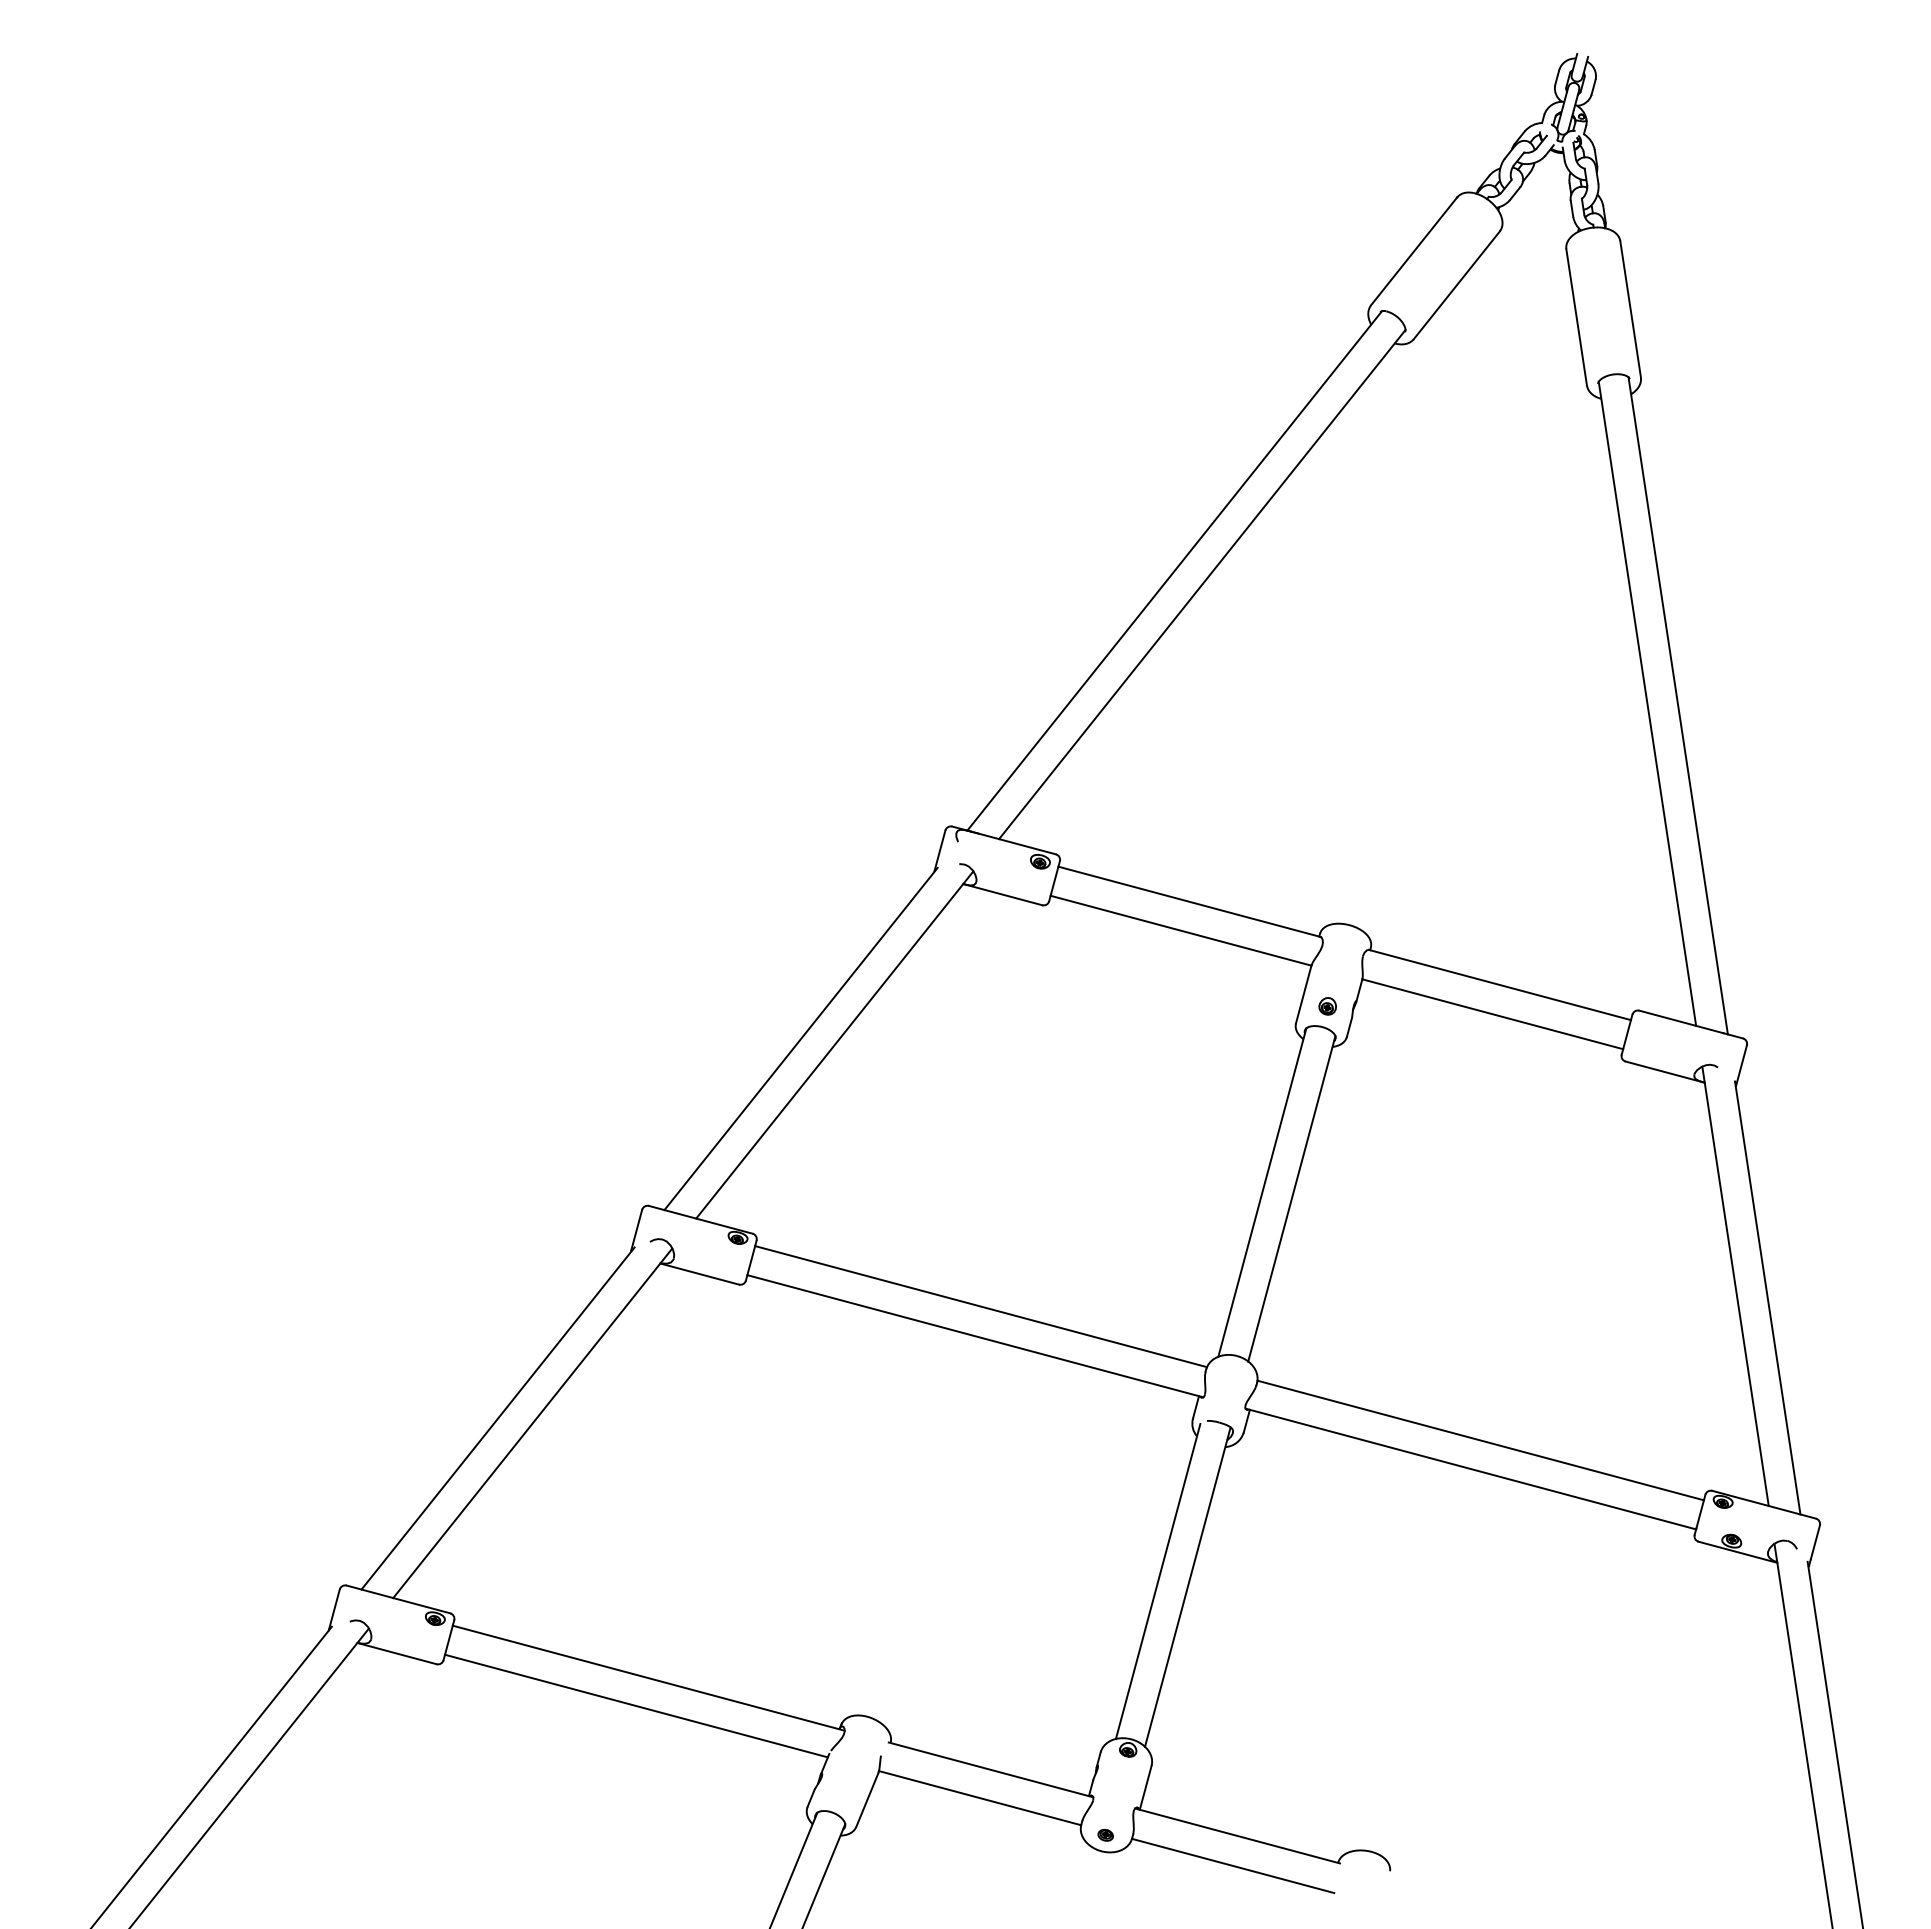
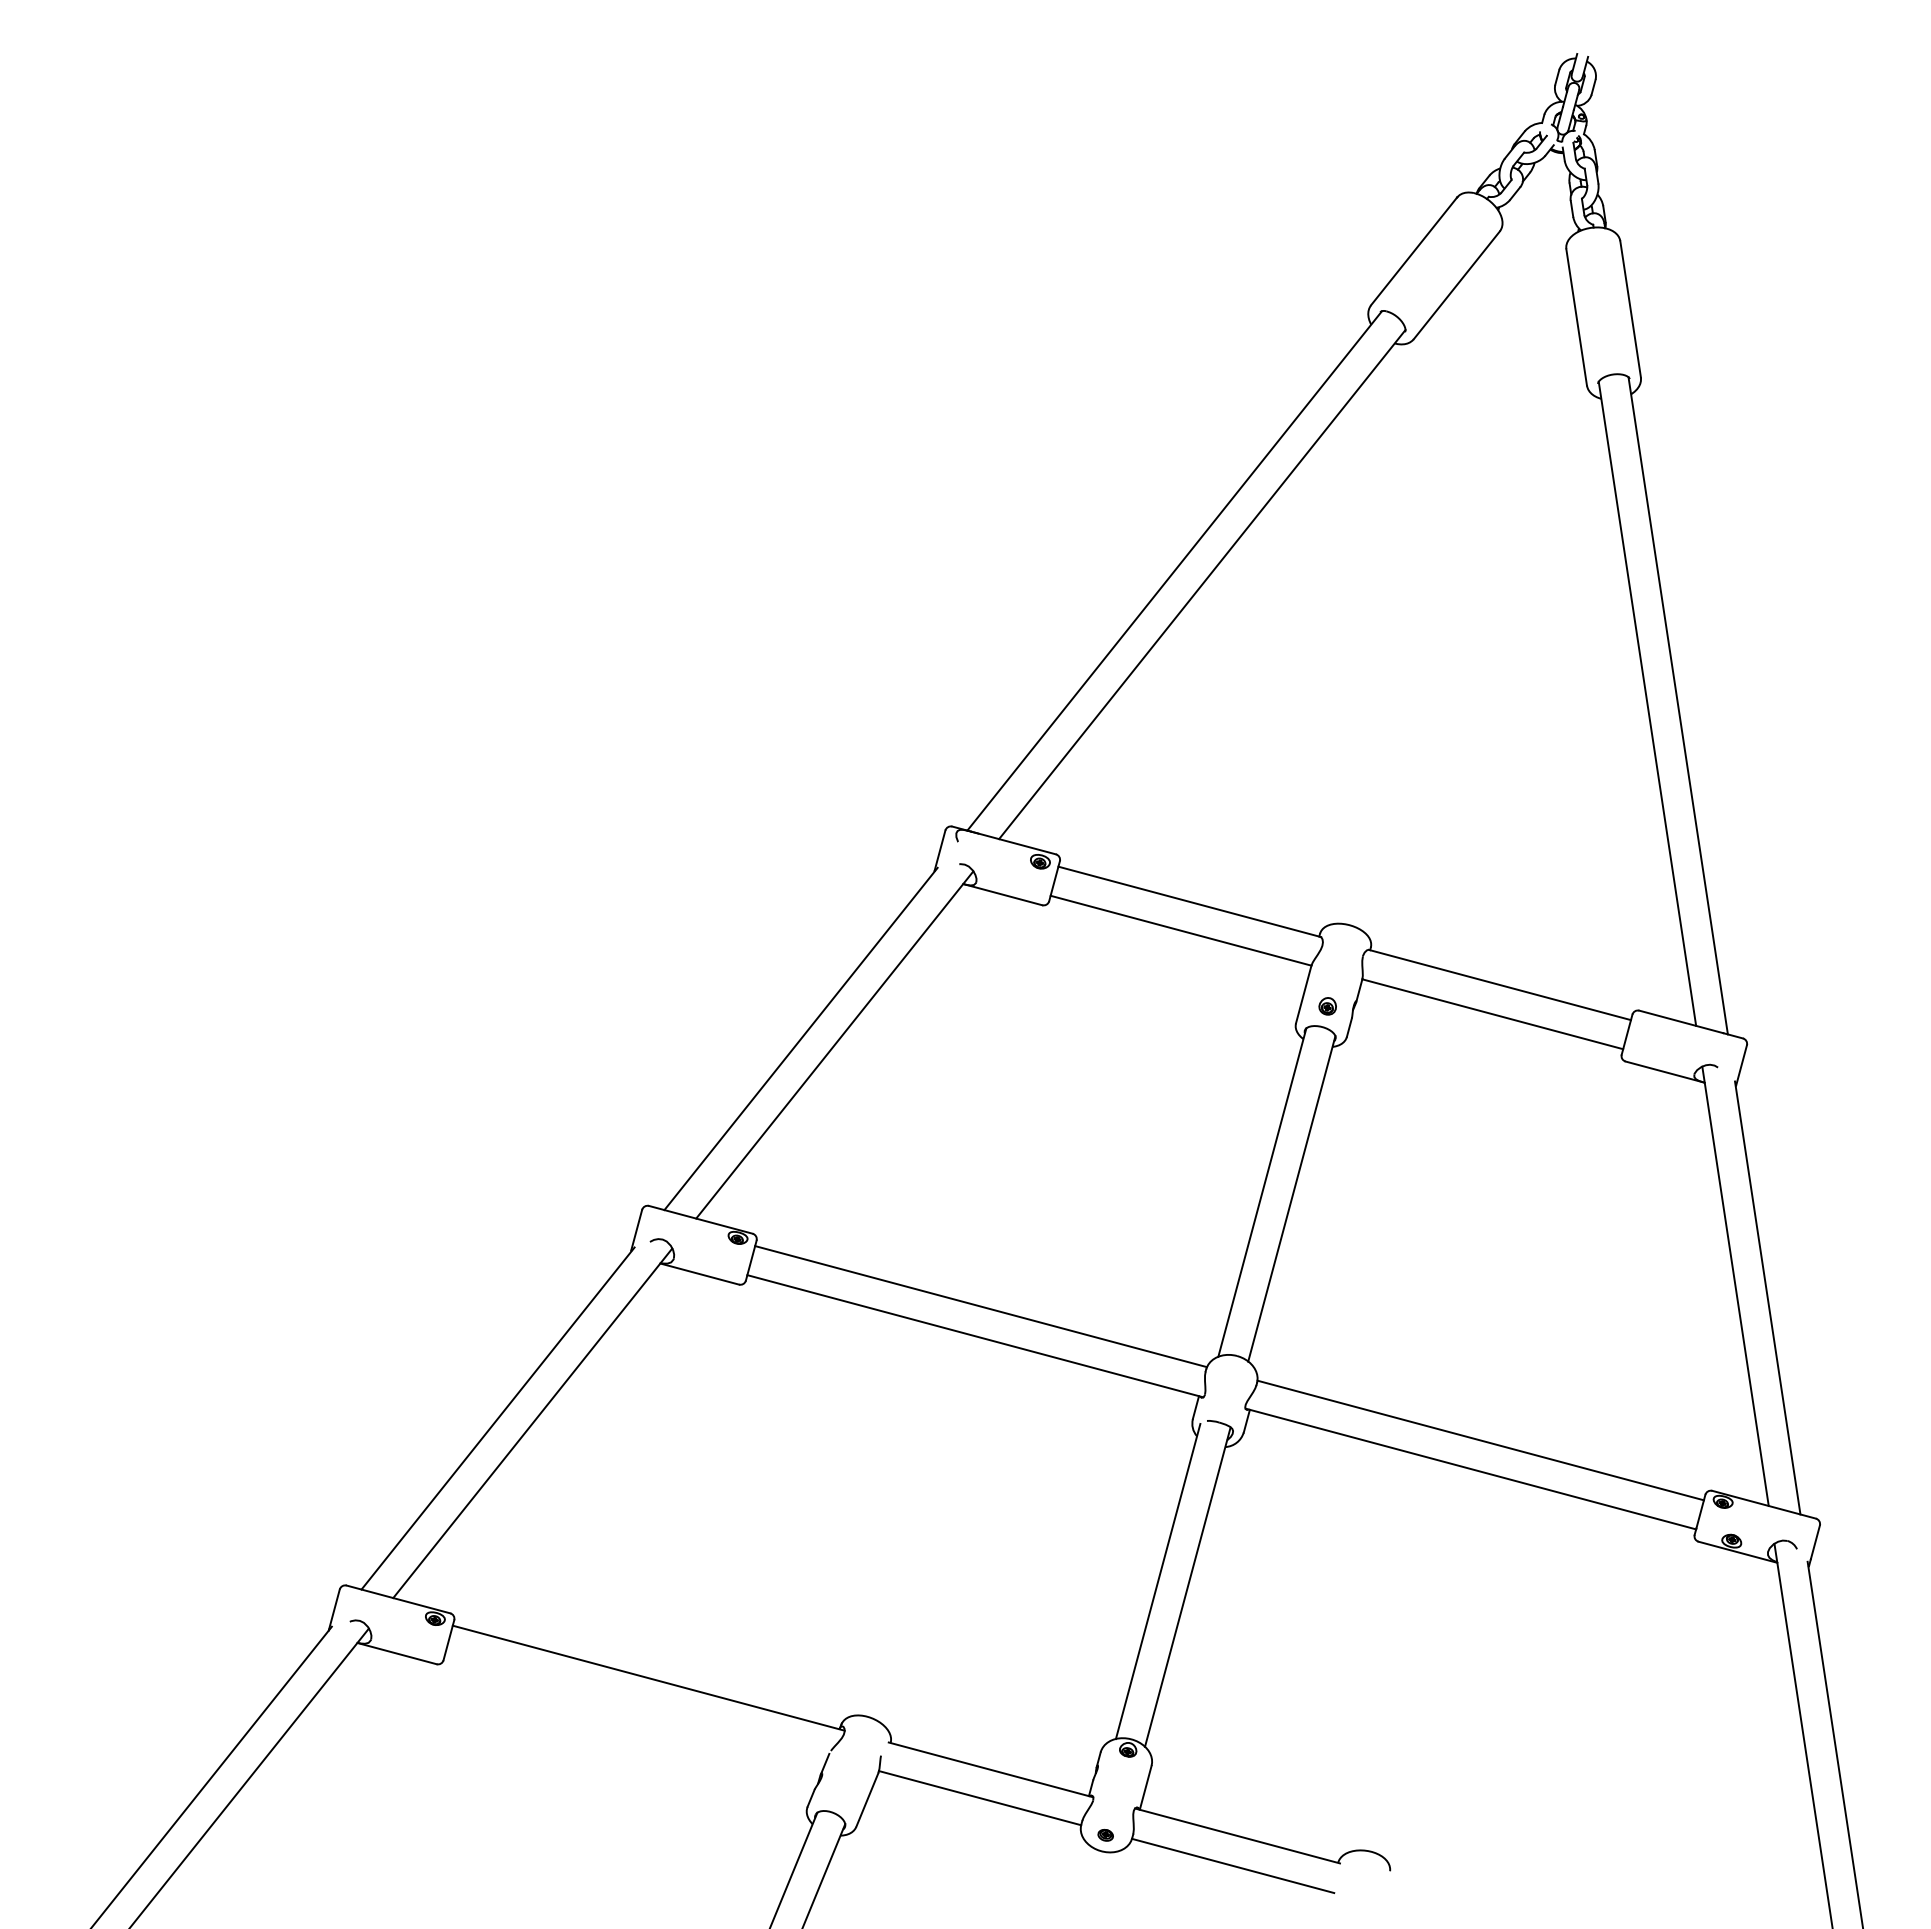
line: present -> none (636, 1705)
